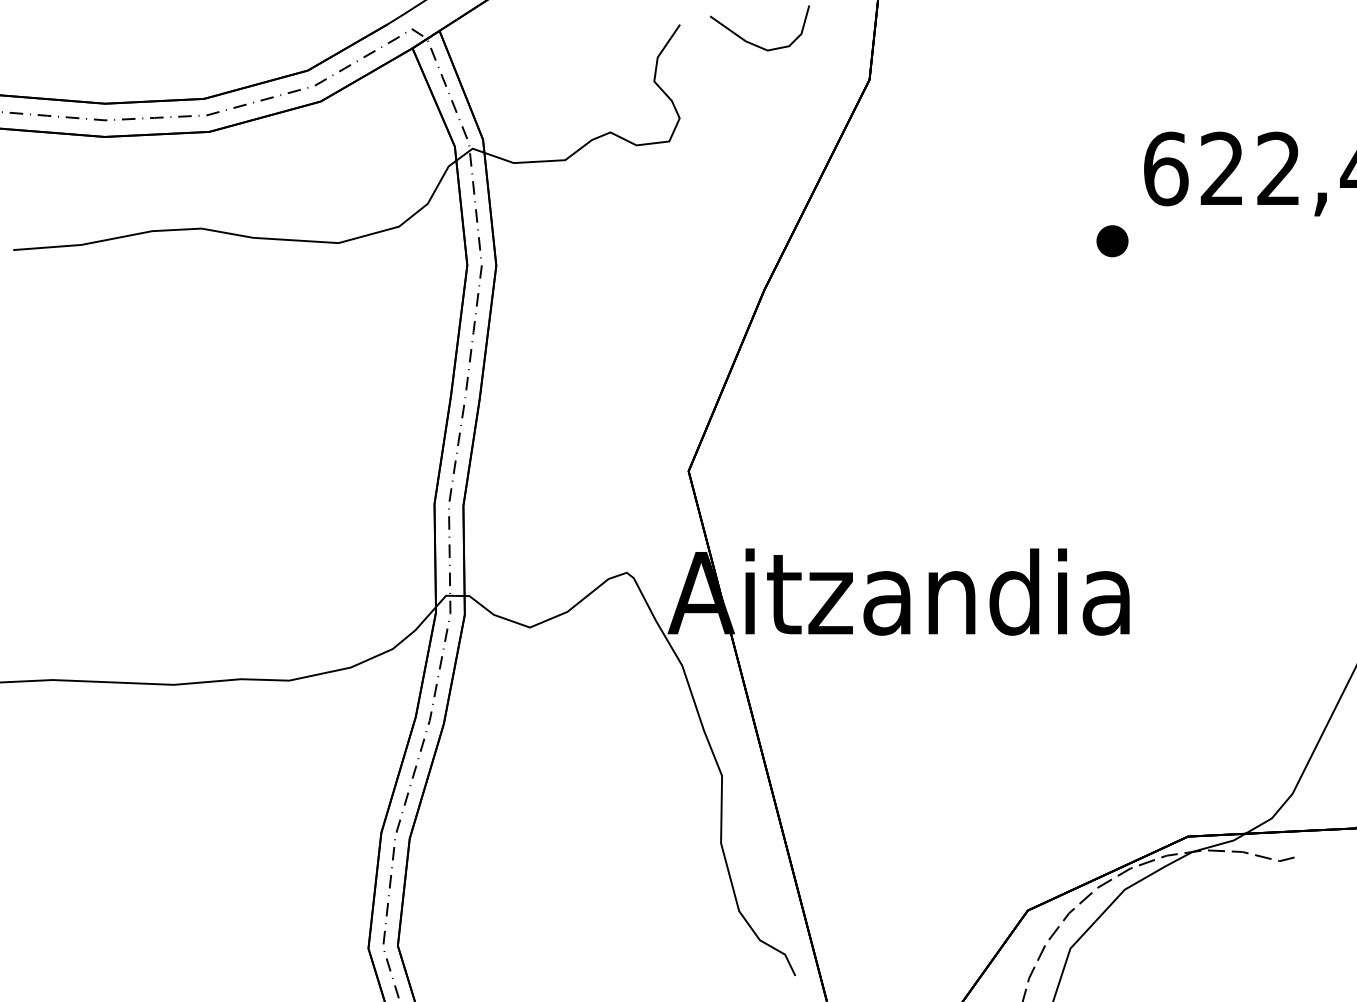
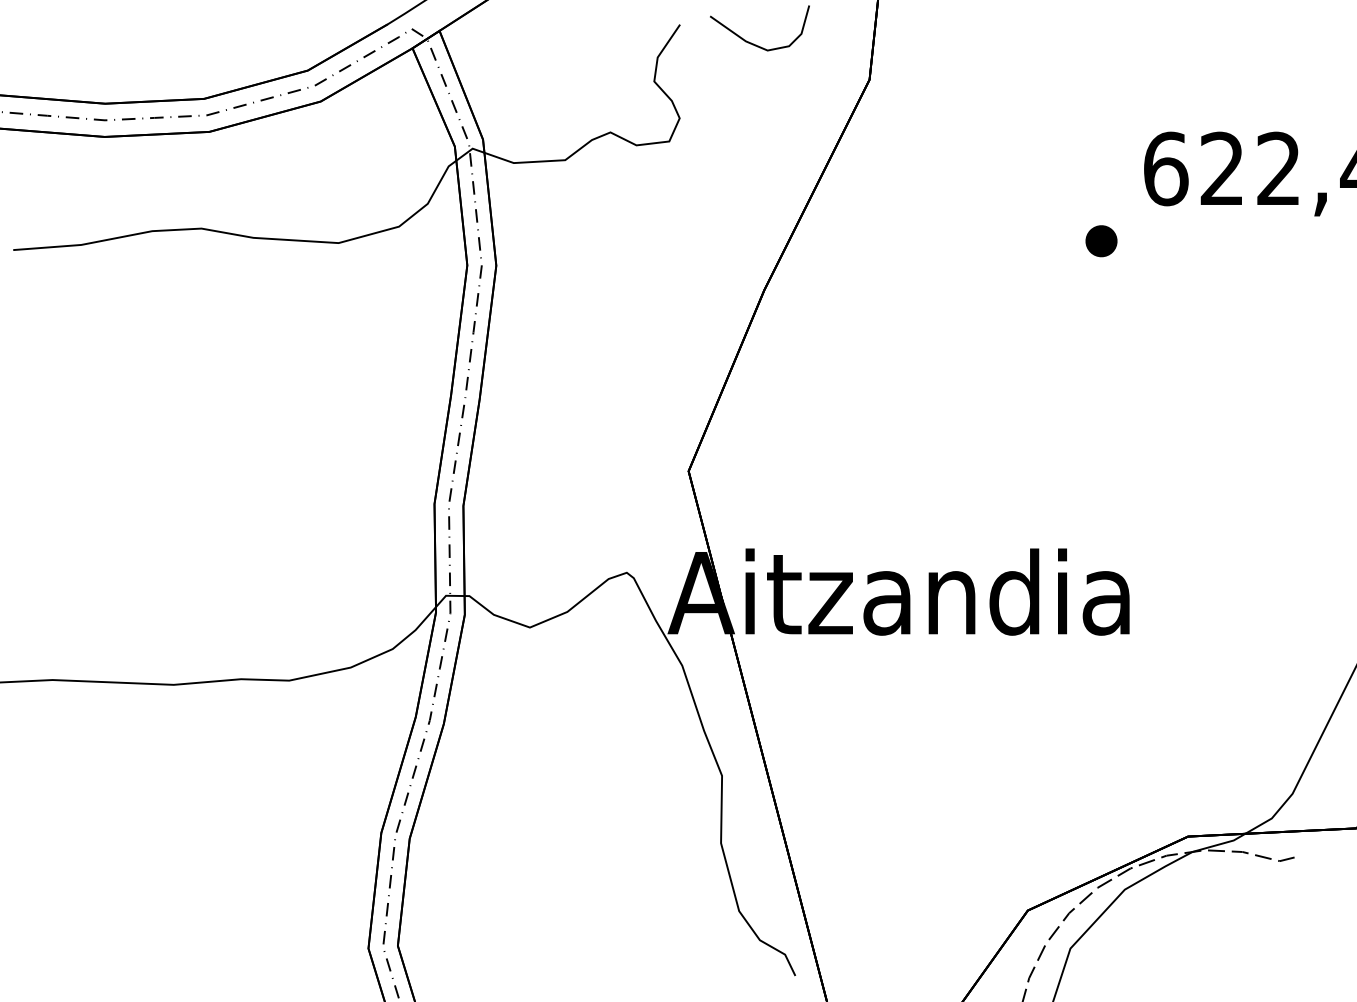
part position: (1112, 241) -> (1101, 241) (1101, 241)
